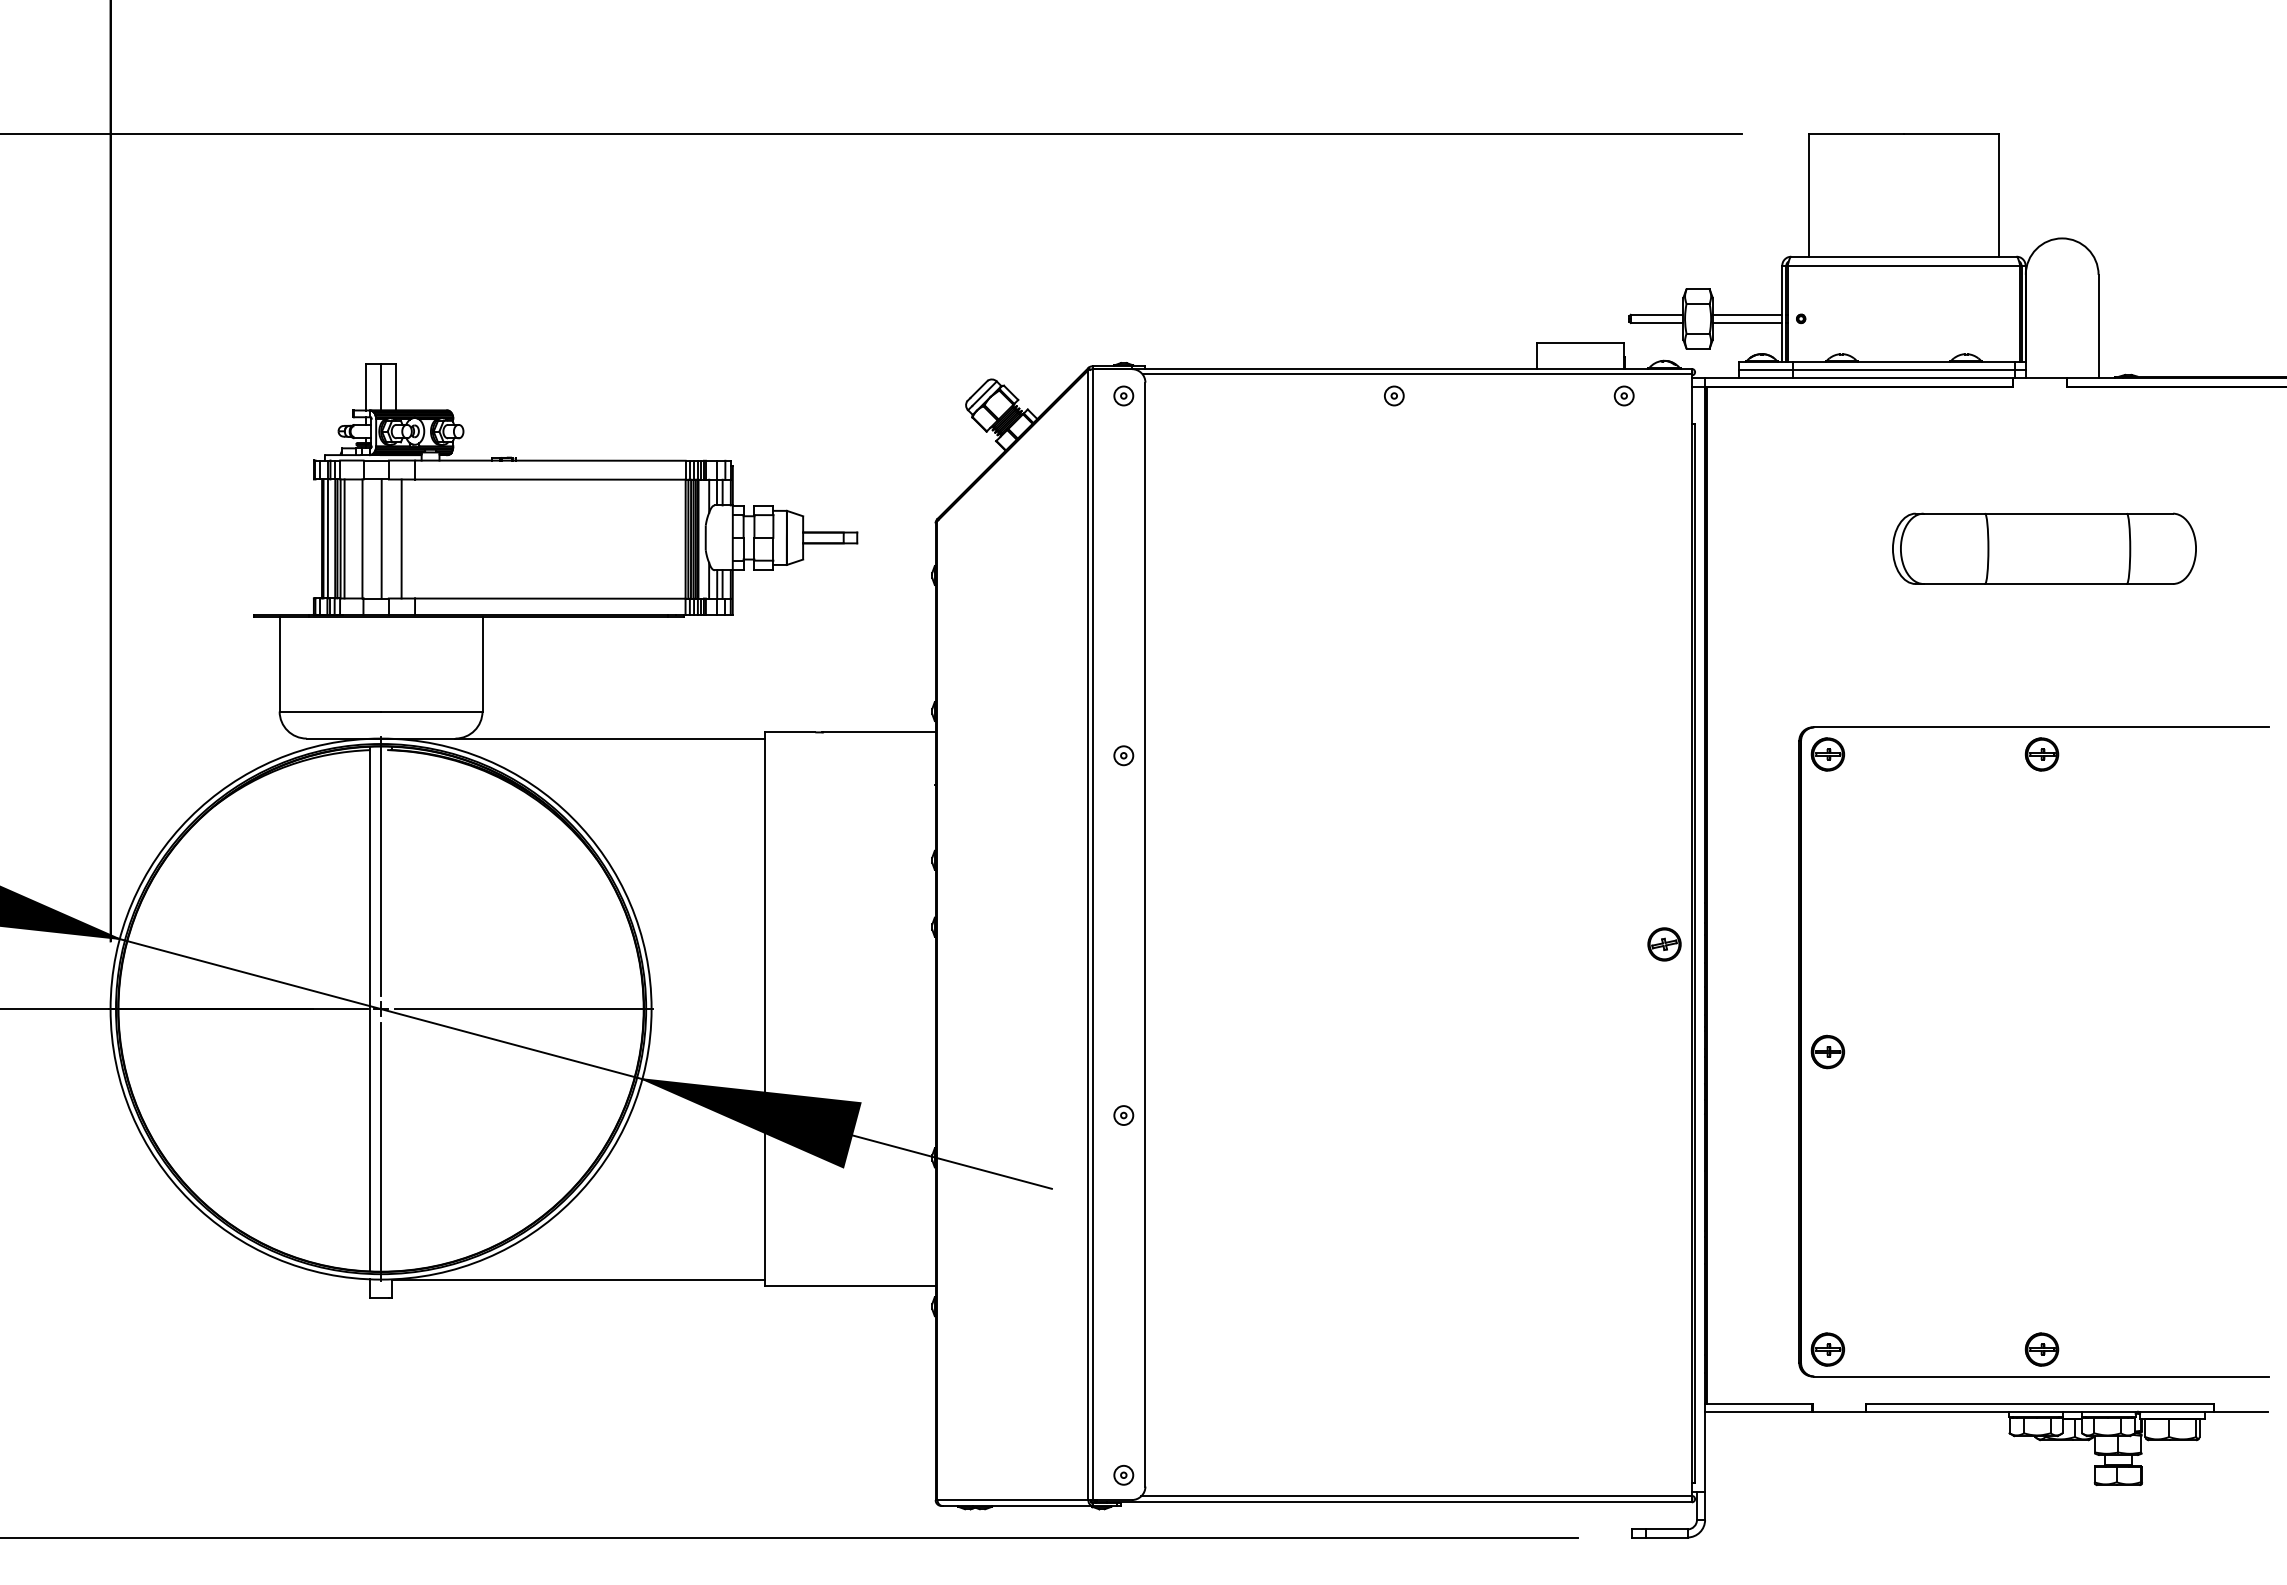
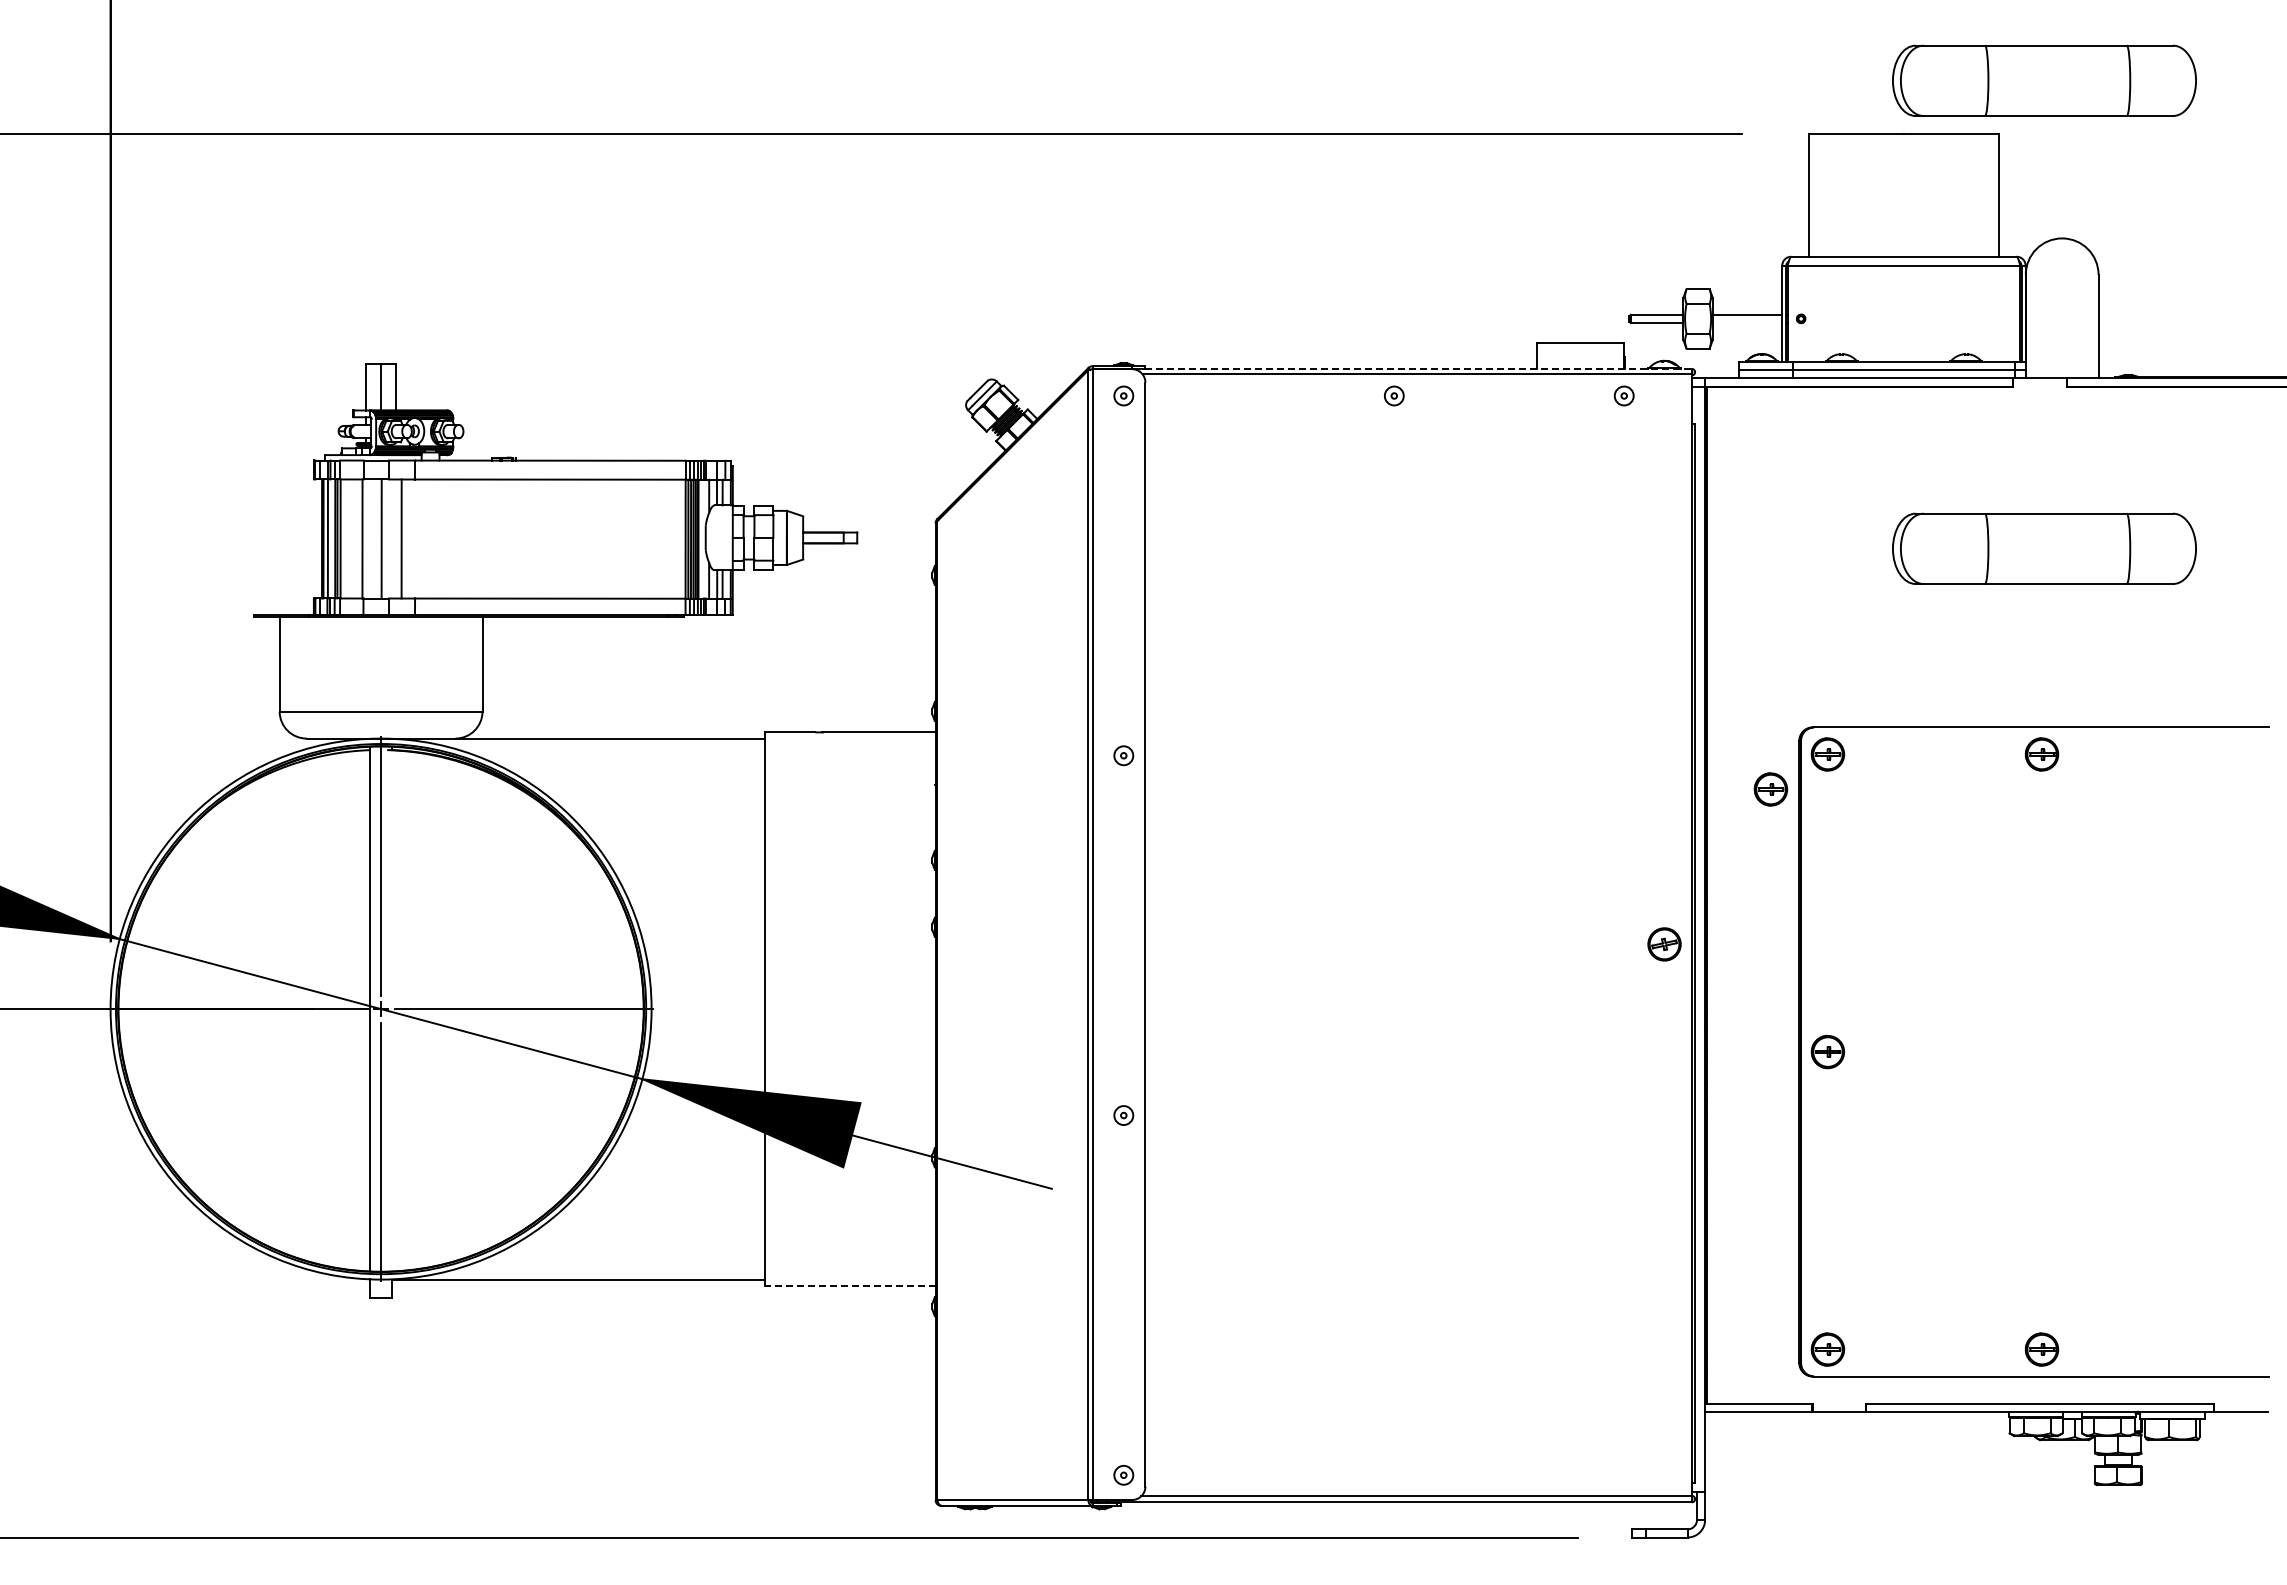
part: none -> present (2044, 80)
line: present -> none (1747, 322)
line: solid -> dashed (1418, 368)
line: present -> none (344, 538)
part: none -> present (1770, 789)
line: solid -> dashed (849, 1285)
